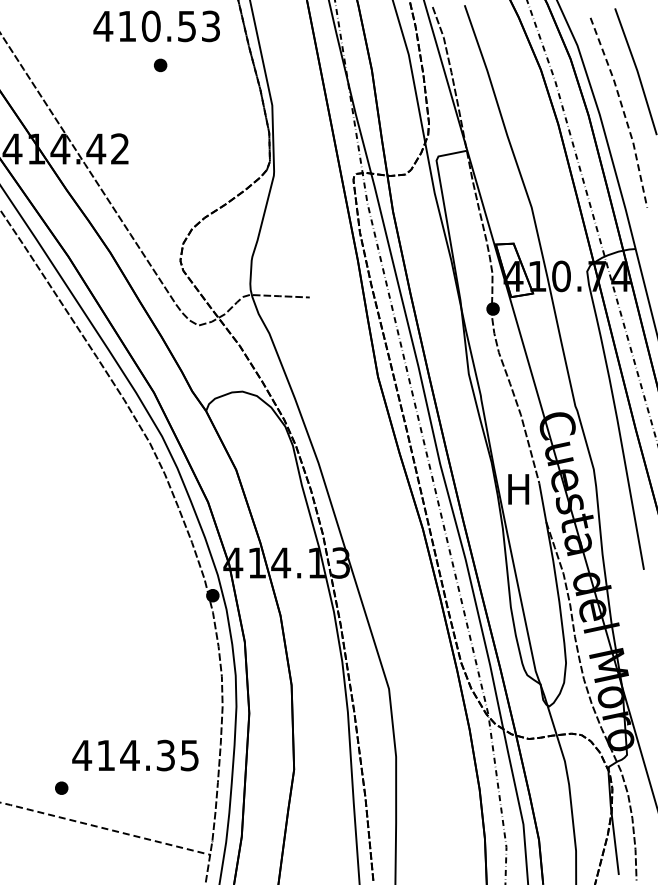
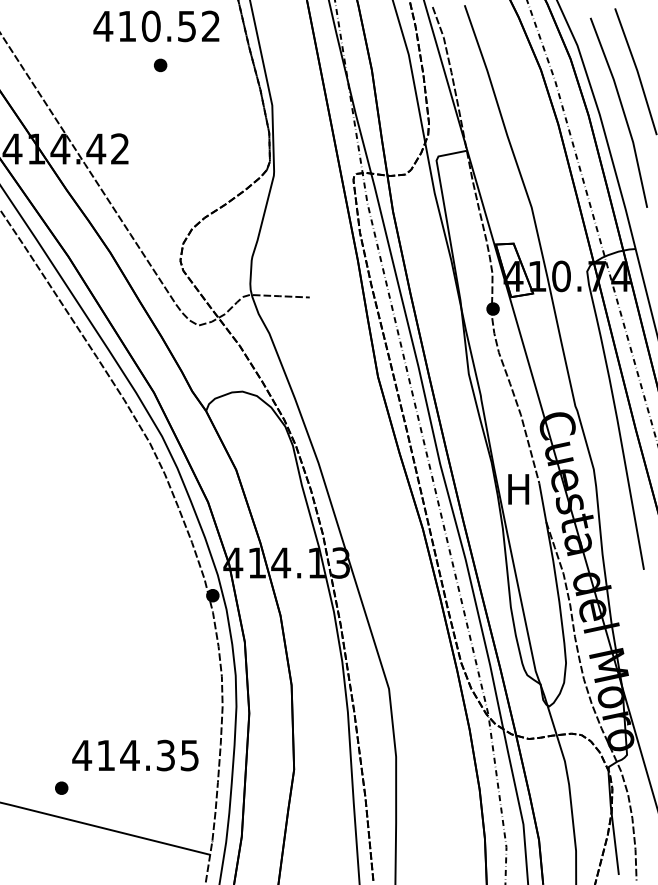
text: 410.53 -> 410.52 (210, 26)
line: dashed -> solid (623, 111)
line: dashed -> solid (105, 828)
